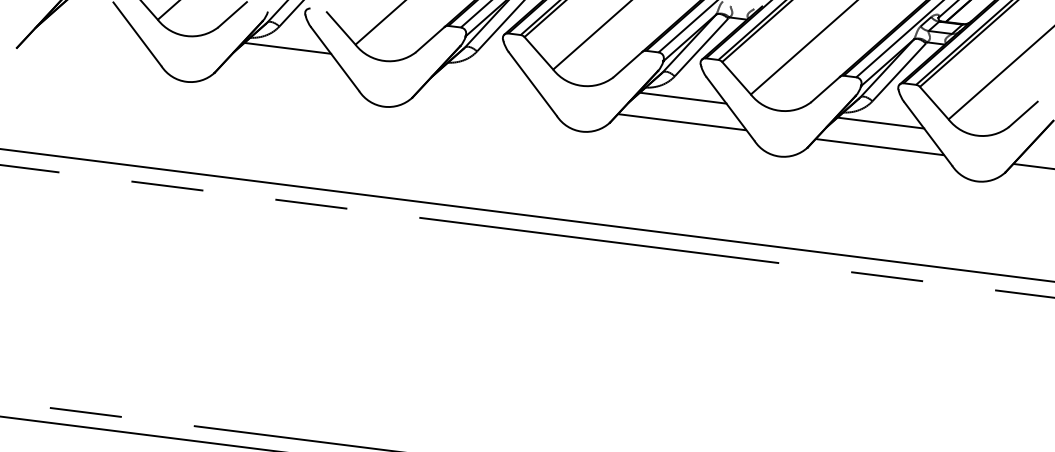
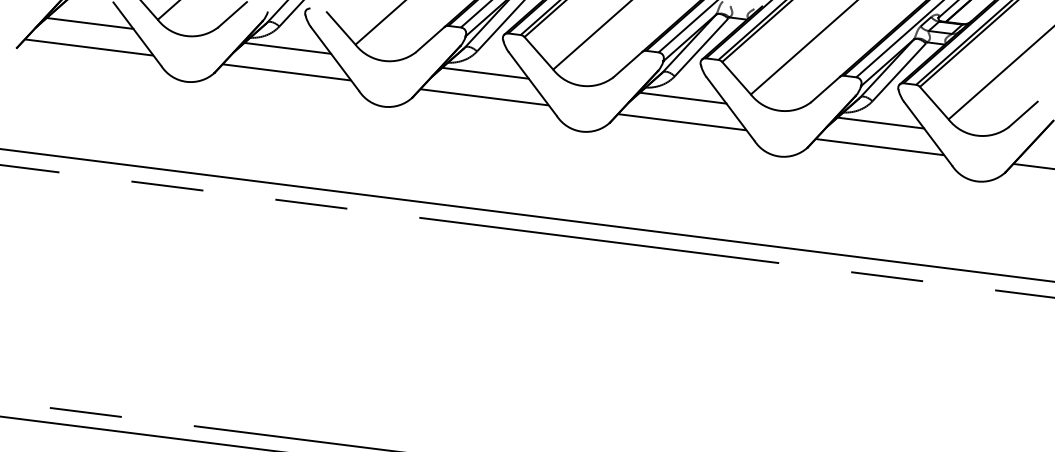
line: none -> present (89, 23)
line: none -> present (88, 47)
line: none -> present (286, 72)
line: none -> present (485, 72)
line: none -> present (484, 97)
